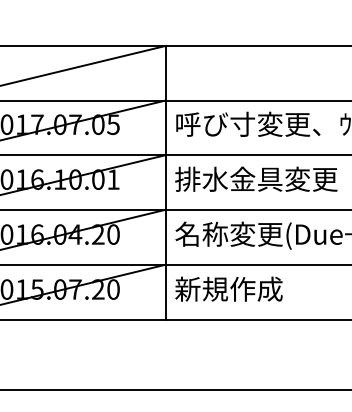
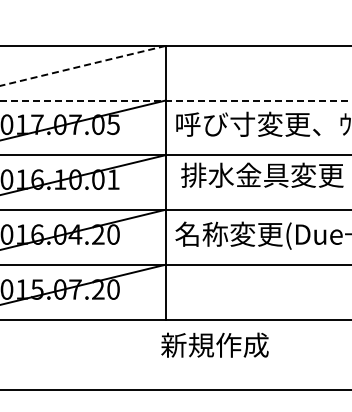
line: solid -> dashed (83, 65)
line: solid -> dashed (175, 100)
text position: (256, 178) -> (262, 174) (262, 174)
text position: (228, 288) -> (214, 344) (214, 344)
